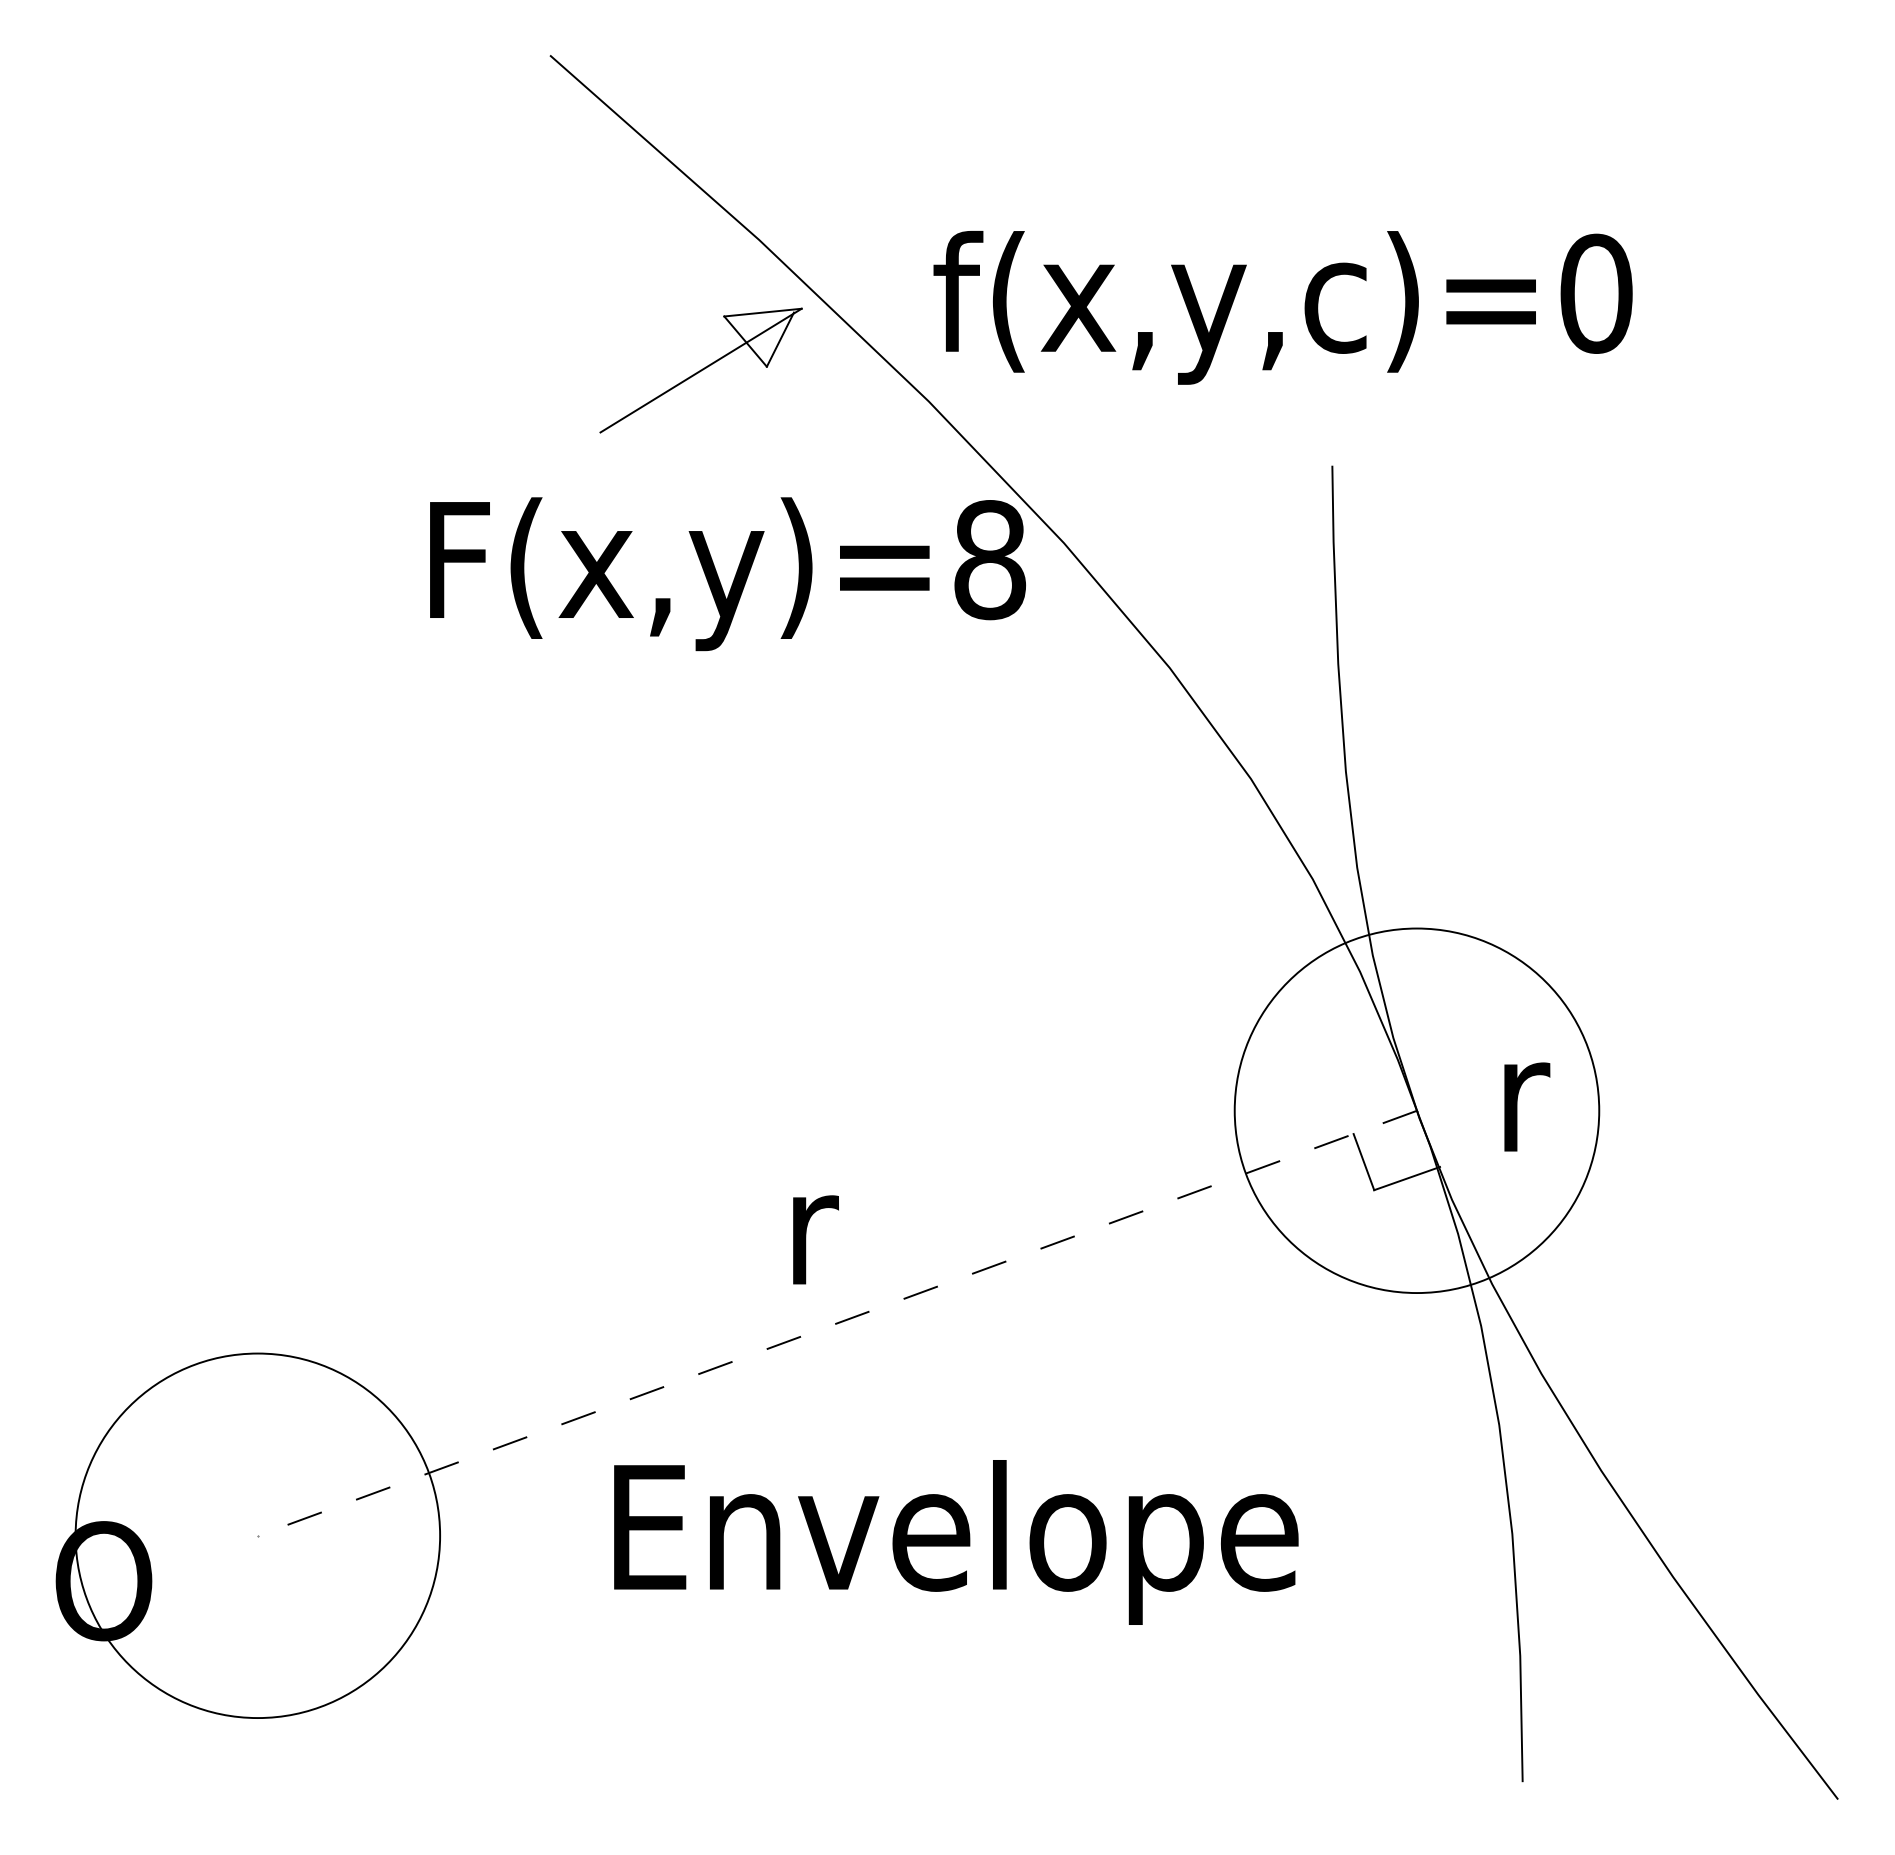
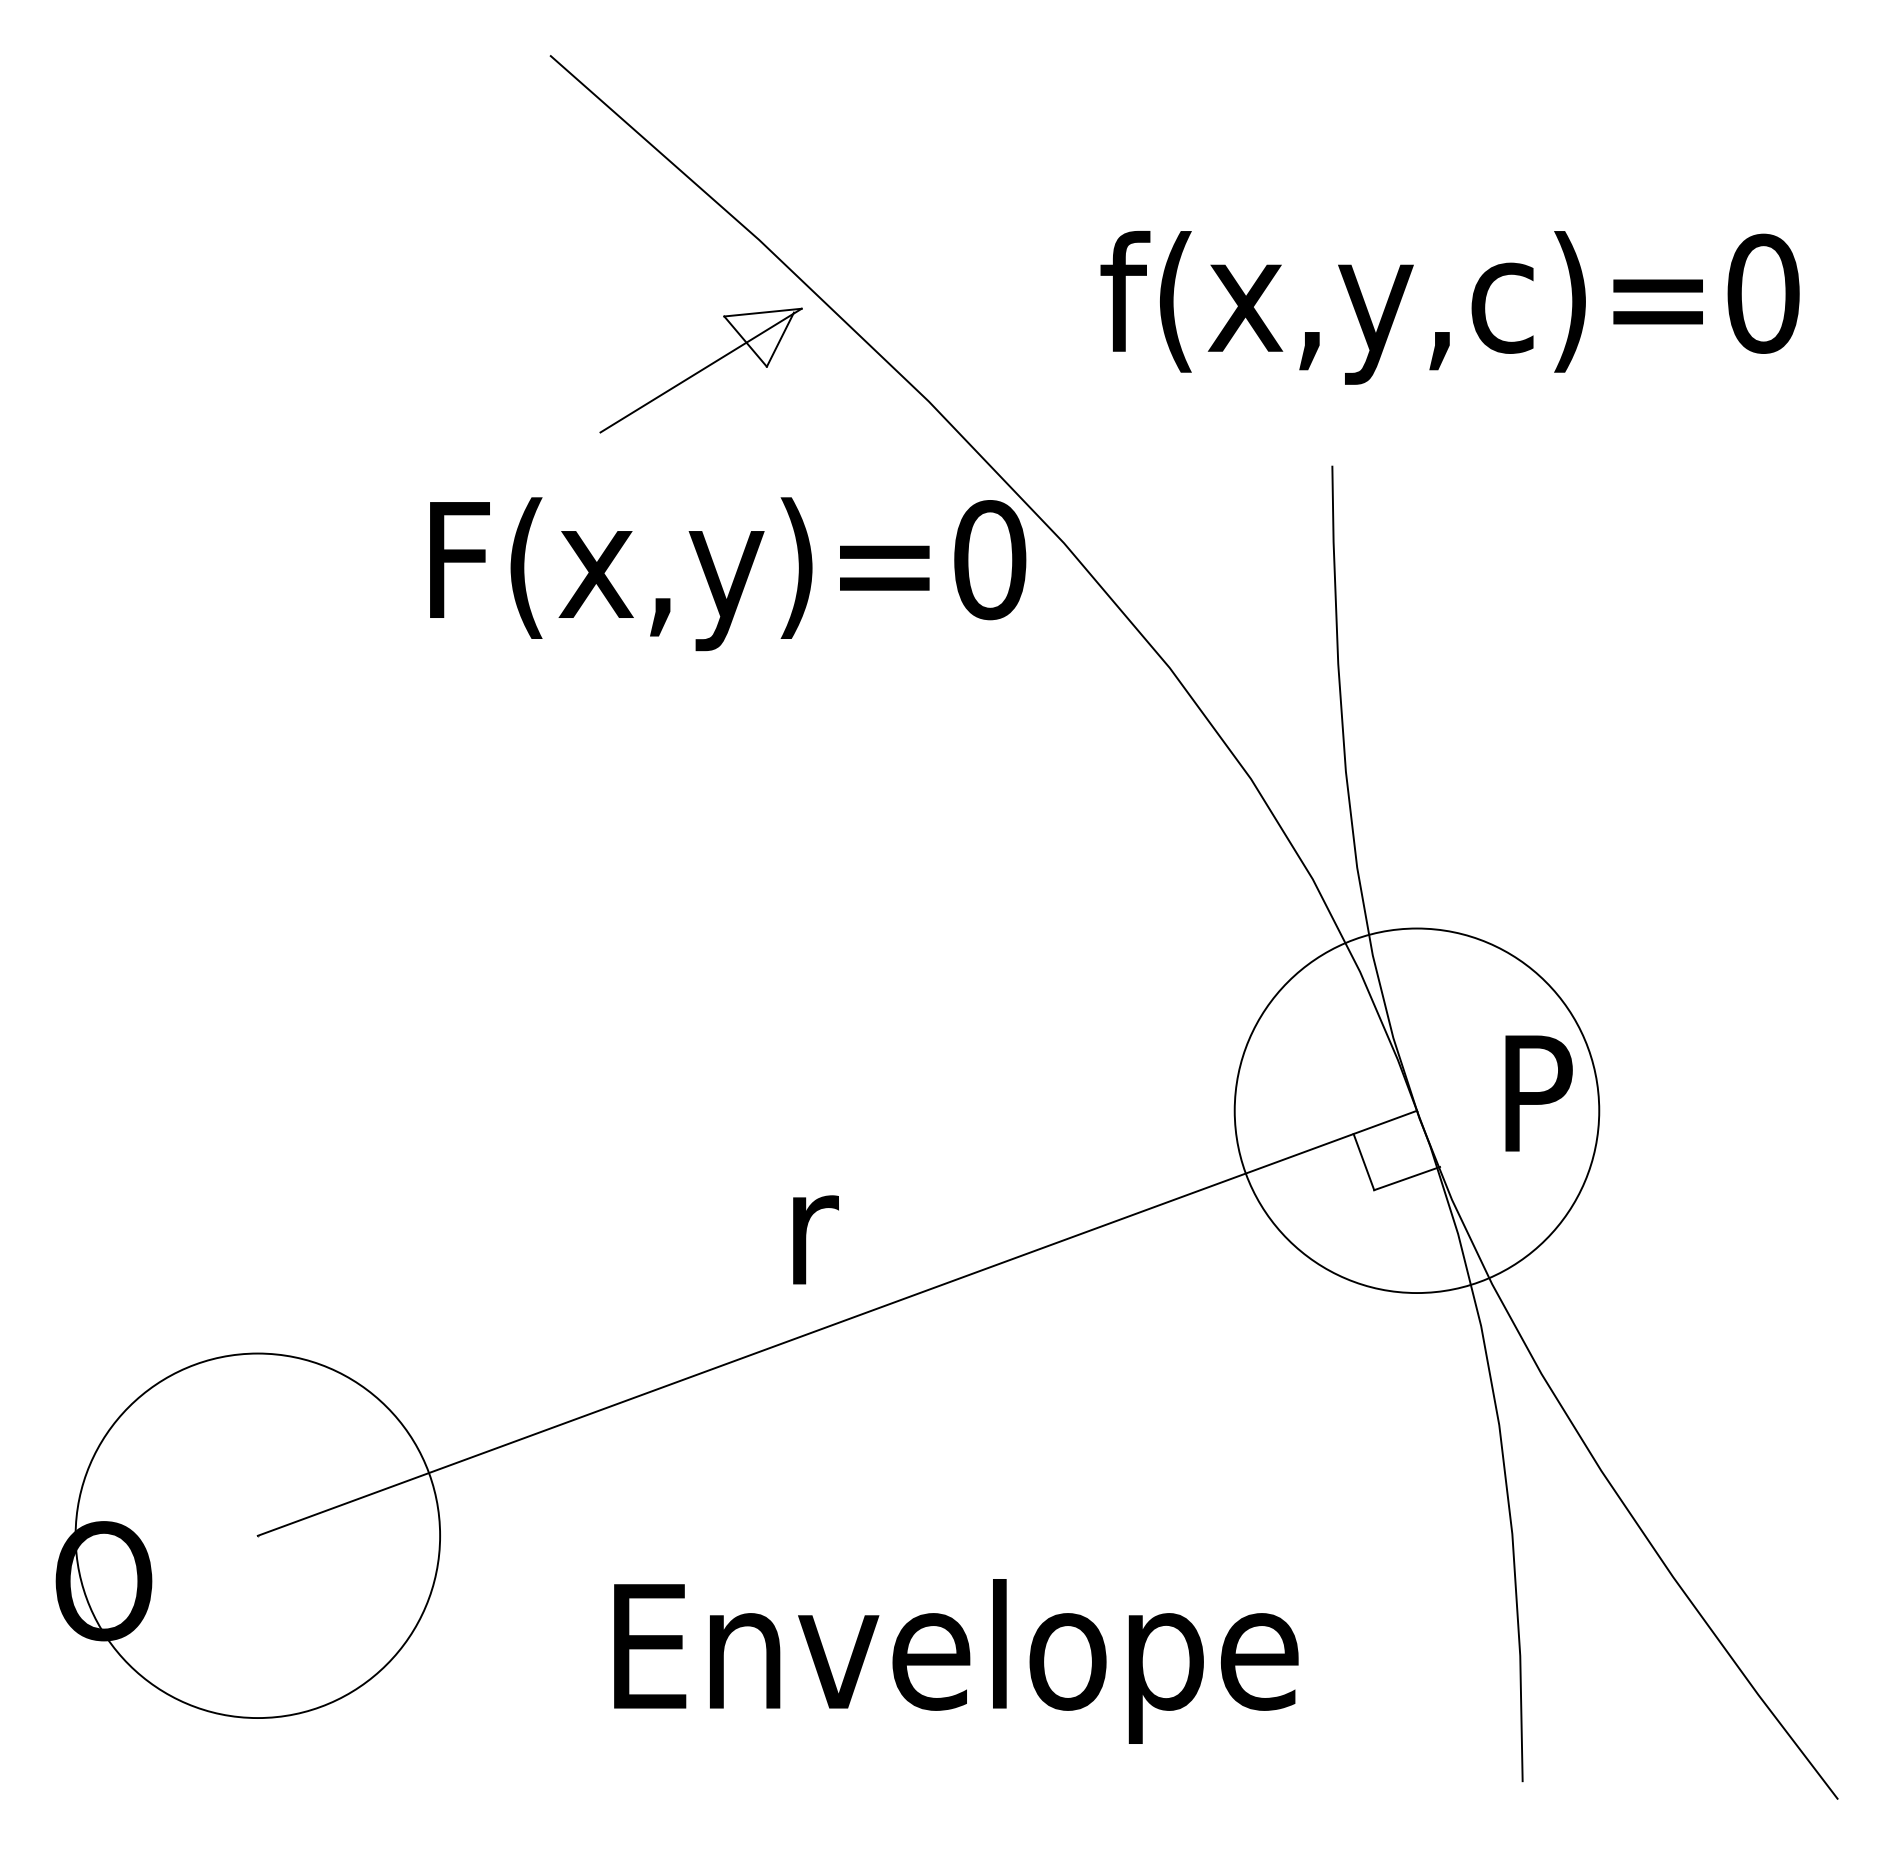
text position: (1282, 307) -> (1449, 307) (1449, 307)
text: F(x,y)=8 -> F(x,y)=0 (990, 560)
text: r -> P (1538, 1093)
line: dashed -> solid (836, 1323)
text position: (956, 1542) -> (956, 1661) (956, 1661)
